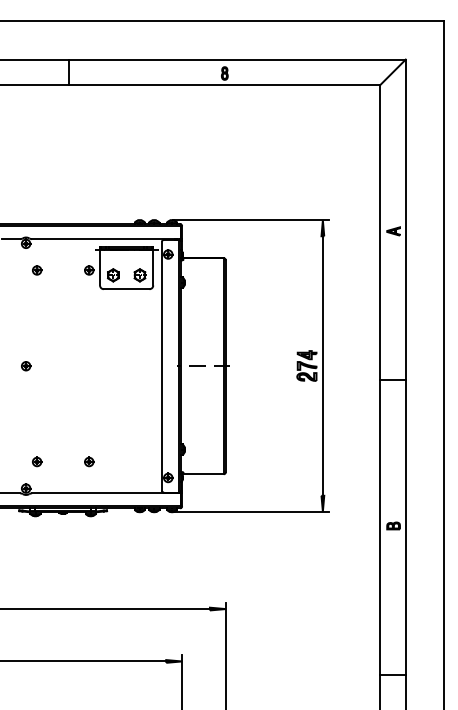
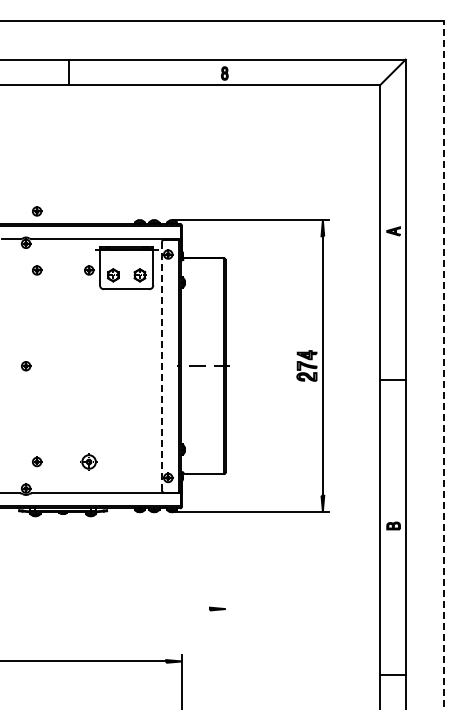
part: none -> present (37, 211)
line: solid -> dashed (161, 365)
line: solid -> dashed (444, 365)
part size: 11x12 px -> 18x18 px (88, 461)
line: present -> none (105, 609)
line: present -> none (225, 654)
